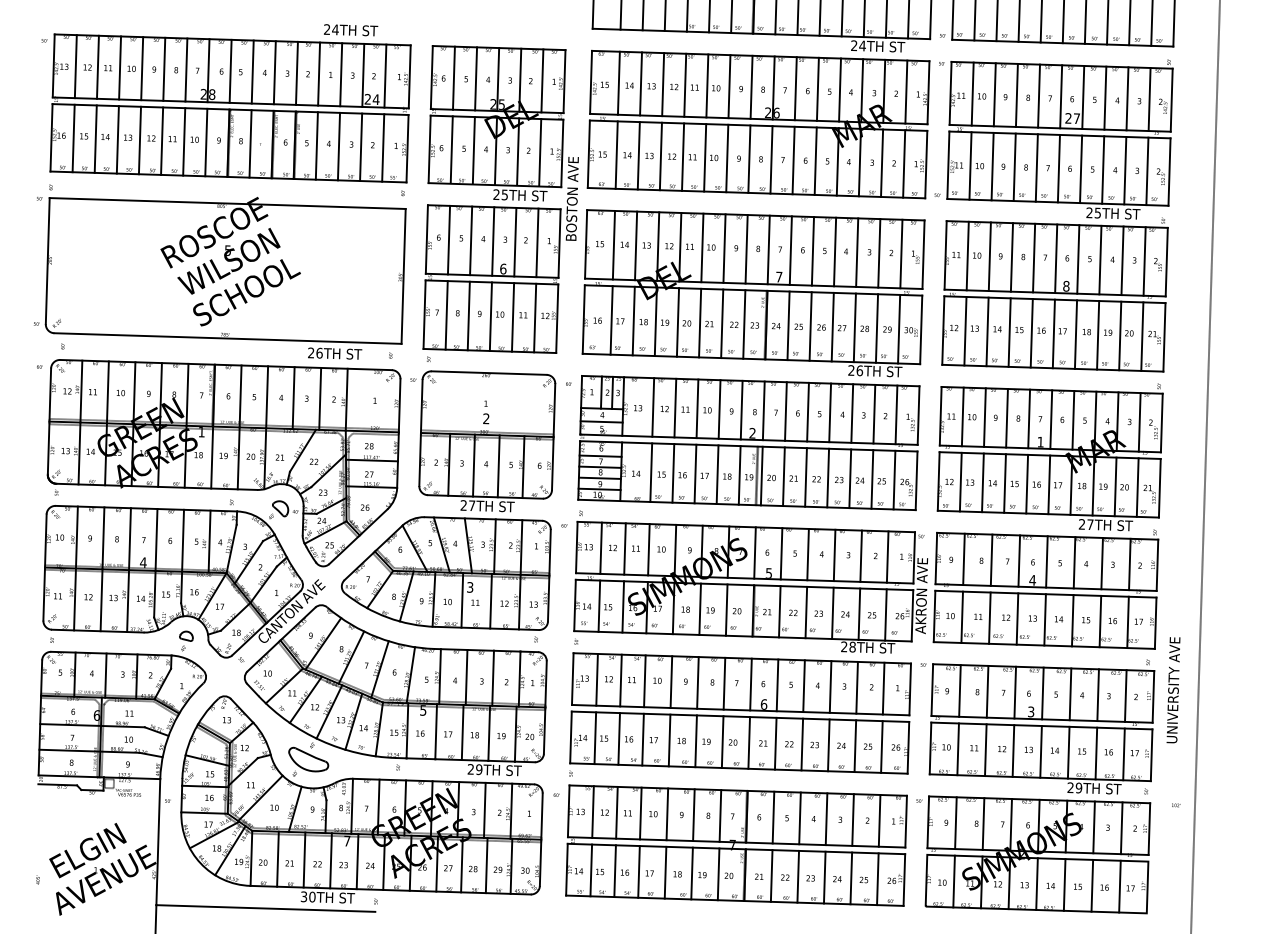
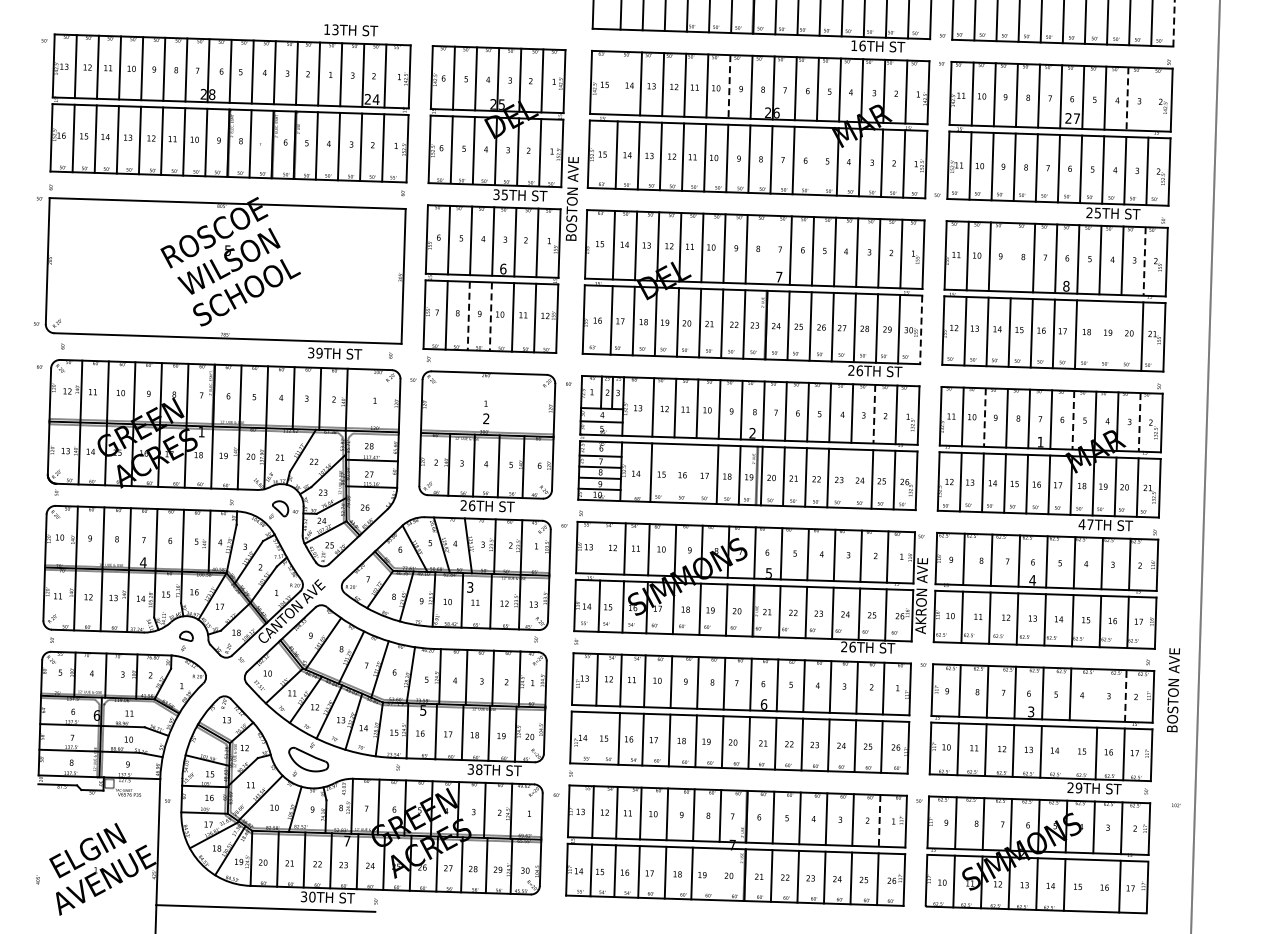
line: solid -> dashed (1174, 22)
text: 24TH -> 13TH (330, 29)
text: 24TH -> 16TH (858, 45)
line: present -> none (618, 82)
line: solid -> dashed (729, 86)
line: solid -> dashed (1127, 98)
line: present -> none (1149, 99)
line: present -> none (815, 160)
text: 25TH -> 35TH (496, 195)
line: present -> none (768, 249)
line: present -> none (1011, 257)
line: solid -> dashed (1144, 261)
line: solid -> dashed (468, 316)
line: solid -> dashed (490, 317)
line: solid -> dashed (921, 330)
line: present -> none (1098, 335)
line: present -> none (1120, 335)
text: 26TH -> 39TH (315, 352)
line: solid -> dashed (874, 414)
line: solid -> dashed (984, 418)
line: solid -> dashed (1073, 420)
line: solid -> dashed (1139, 422)
line: present -> none (673, 473)
line: present -> none (695, 473)
line: present -> none (850, 478)
text: 27TH -> 26TH (472, 505)
text: 27TH -> 47TH (1081, 524)
line: present -> none (600, 547)
text: 28TH -> 26TH (852, 646)
text: UNIVERSITY AVE -> BOSTON AVE (1173, 690)
line: present -> none (1097, 695)
line: solid -> dashed (1125, 696)
line: present -> none (595, 738)
line: present -> none (1068, 752)
text: 29TH -> 38TH (474, 769)
line: solid -> dashed (879, 820)
line: present -> none (718, 874)
line: present -> none (1092, 885)
